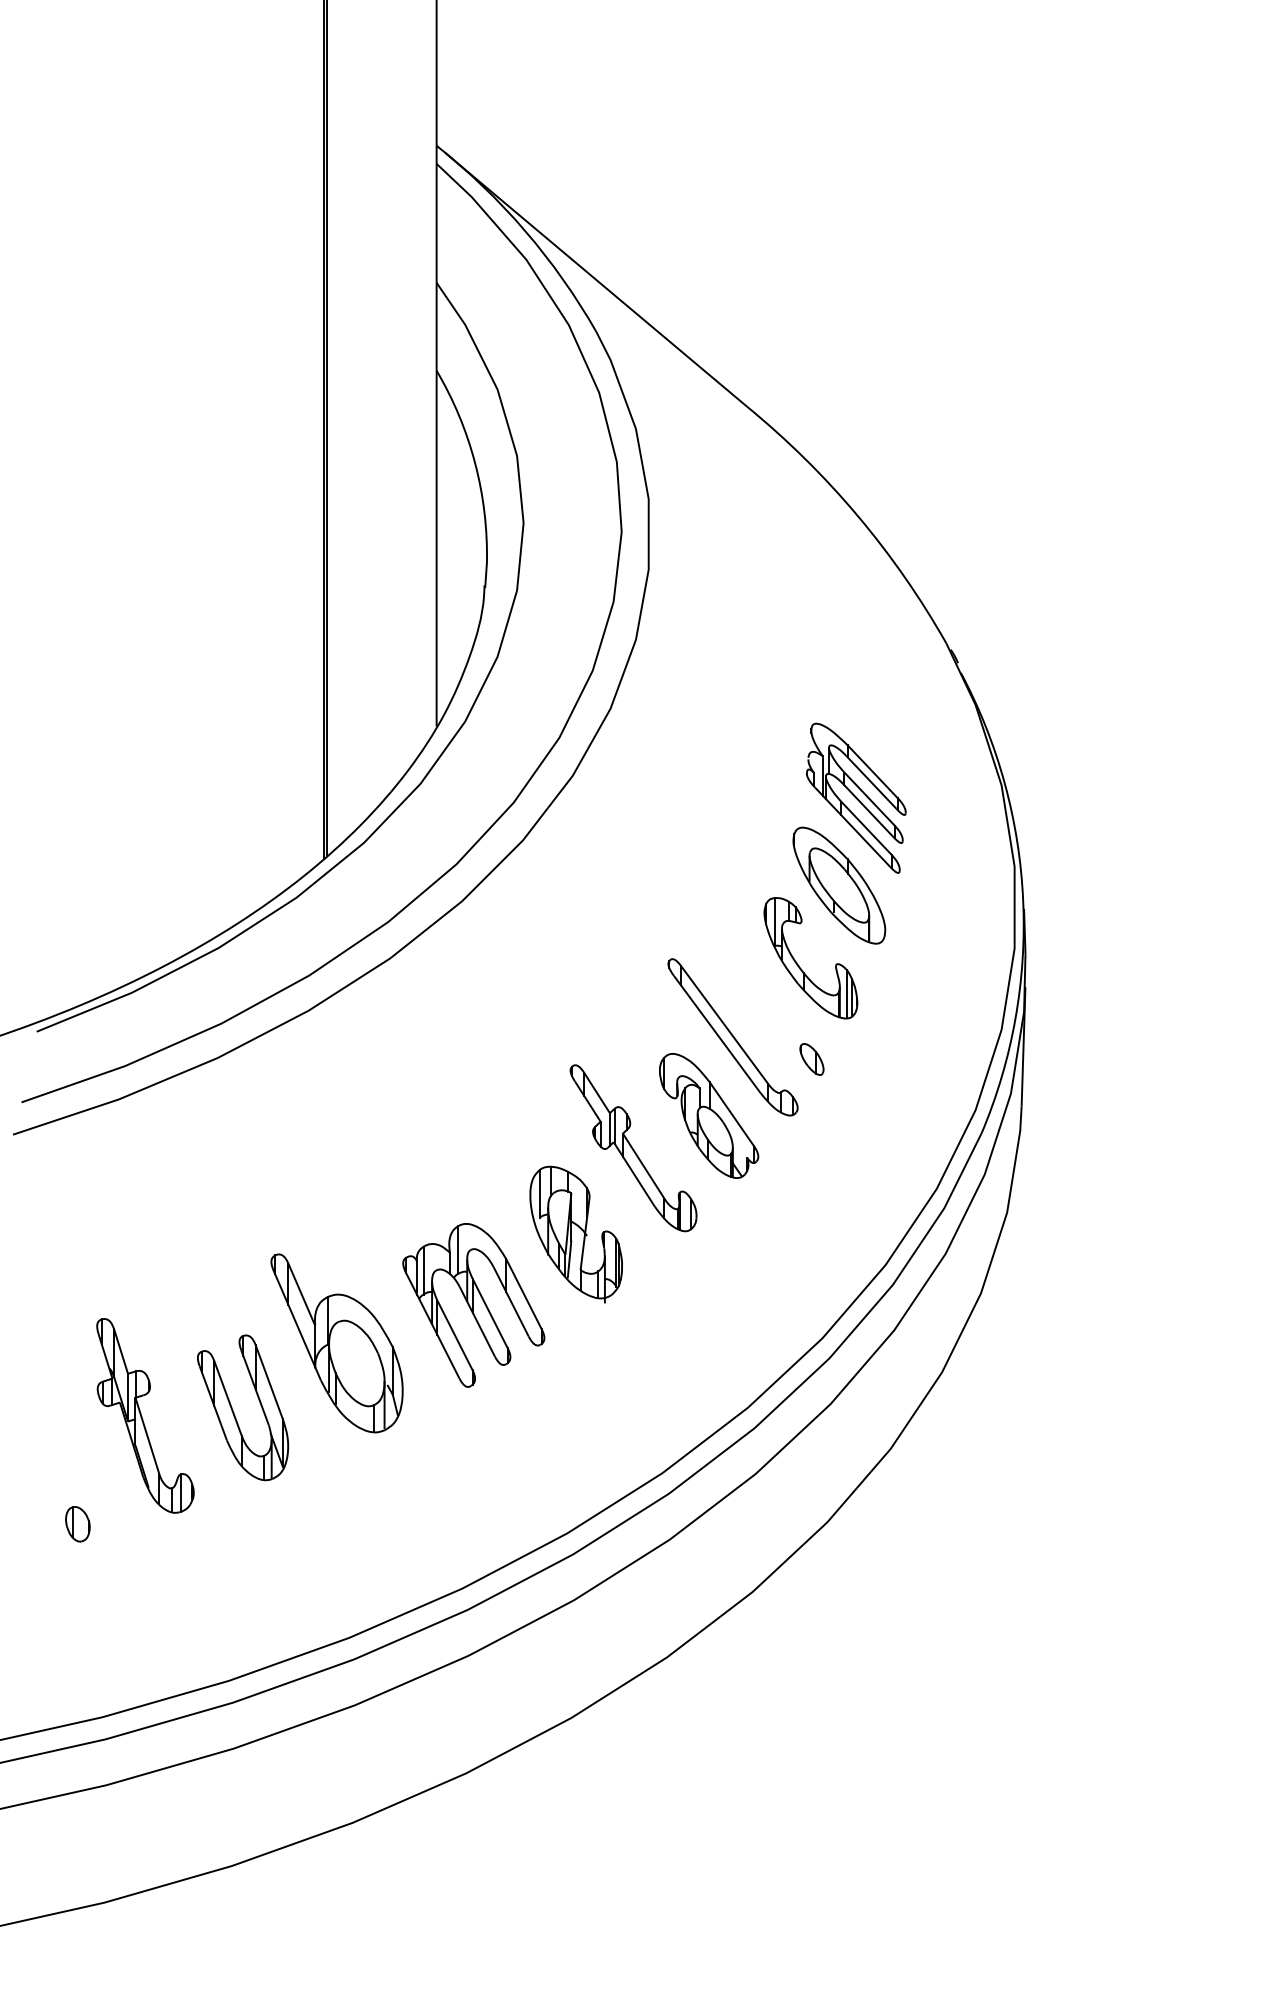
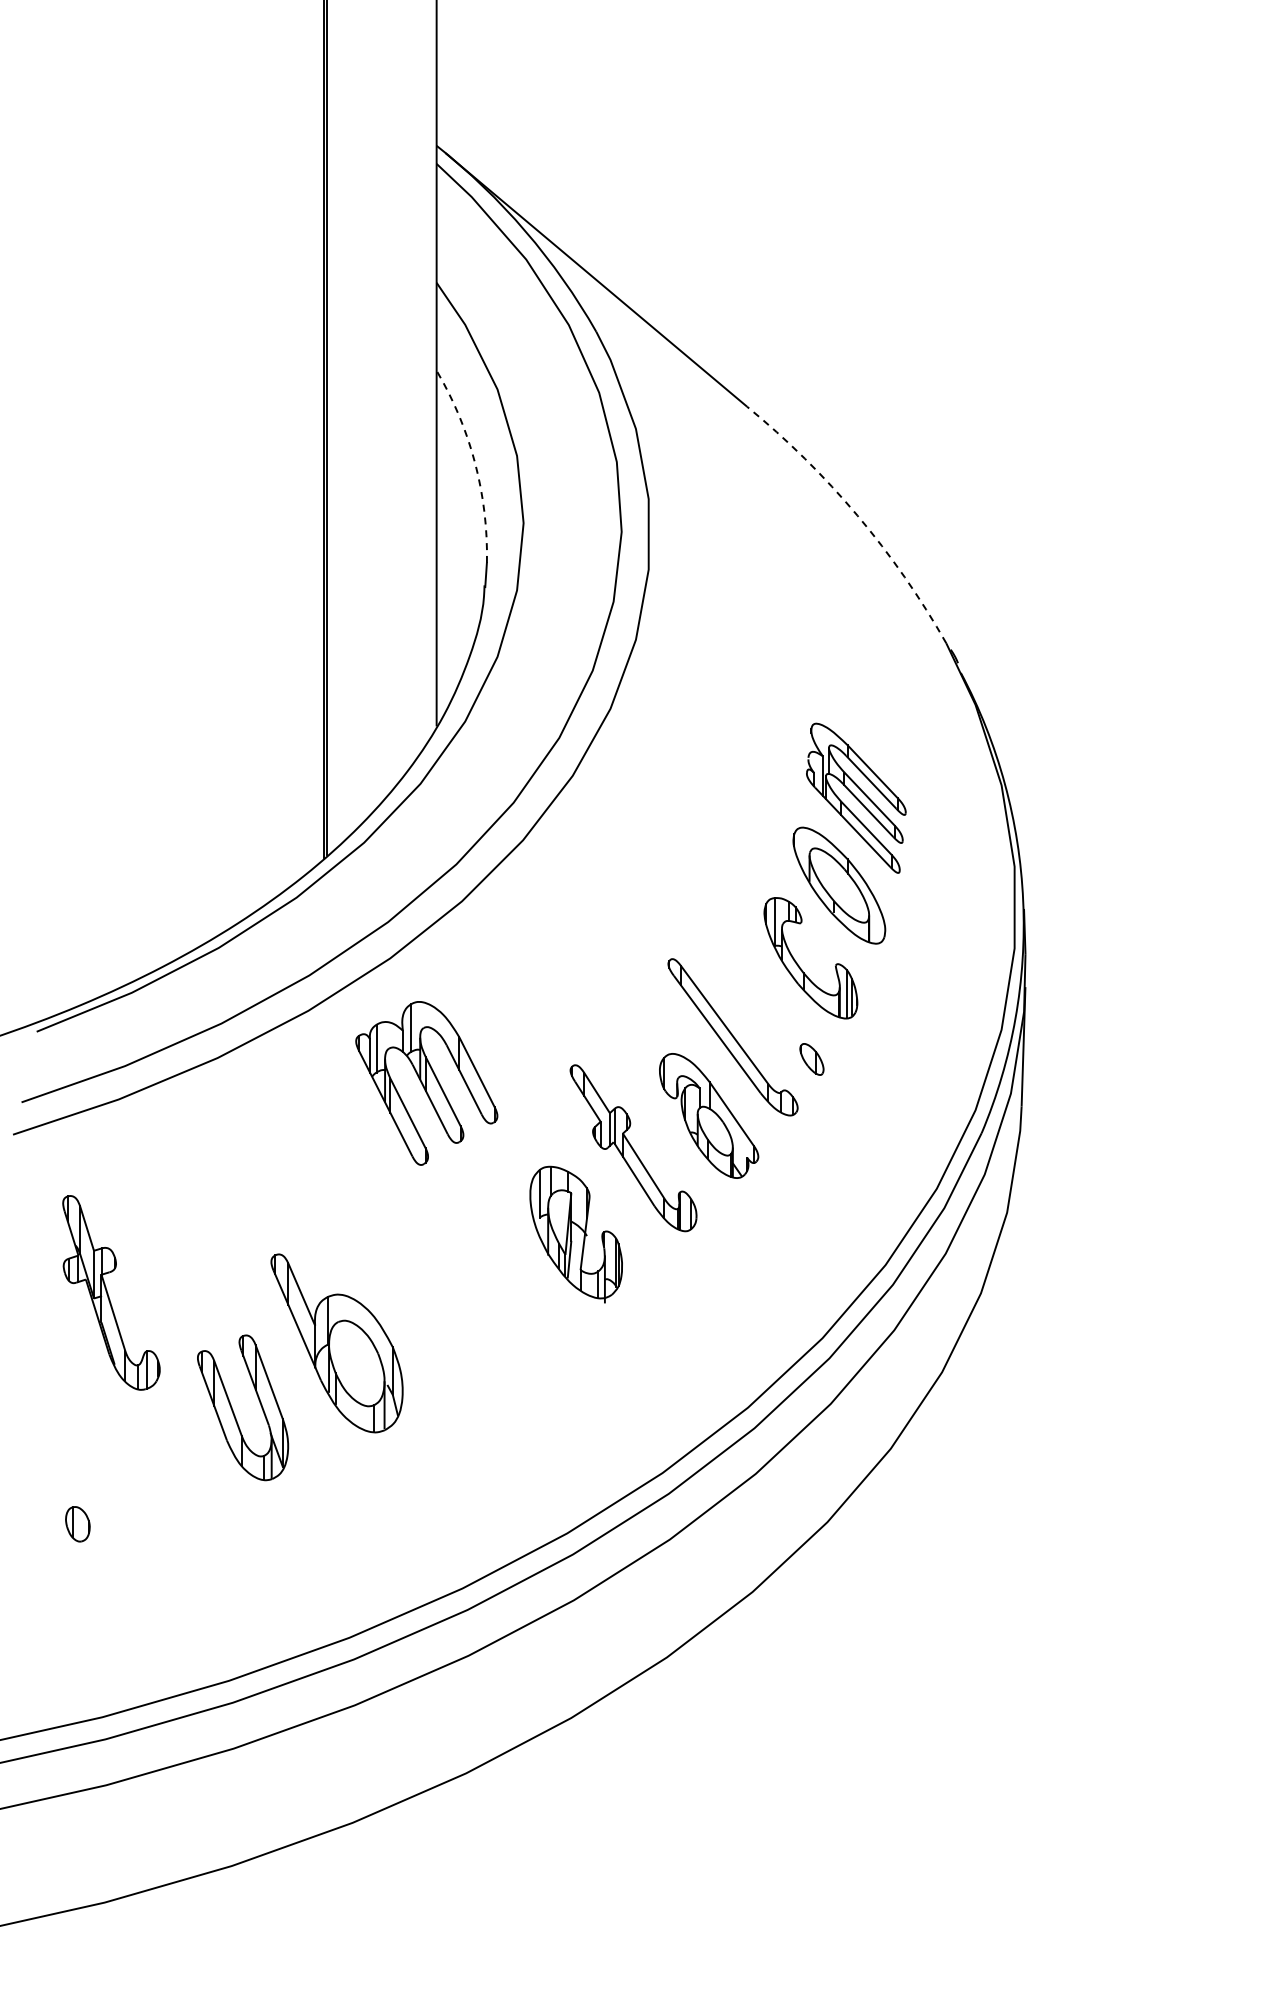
arc: solid -> dashed (475, 463)
arc: solid -> dashed (857, 515)
part position: (473, 1305) -> (426, 1083) (426, 1083)
part position: (145, 1415) -> (111, 1292) (111, 1292)
